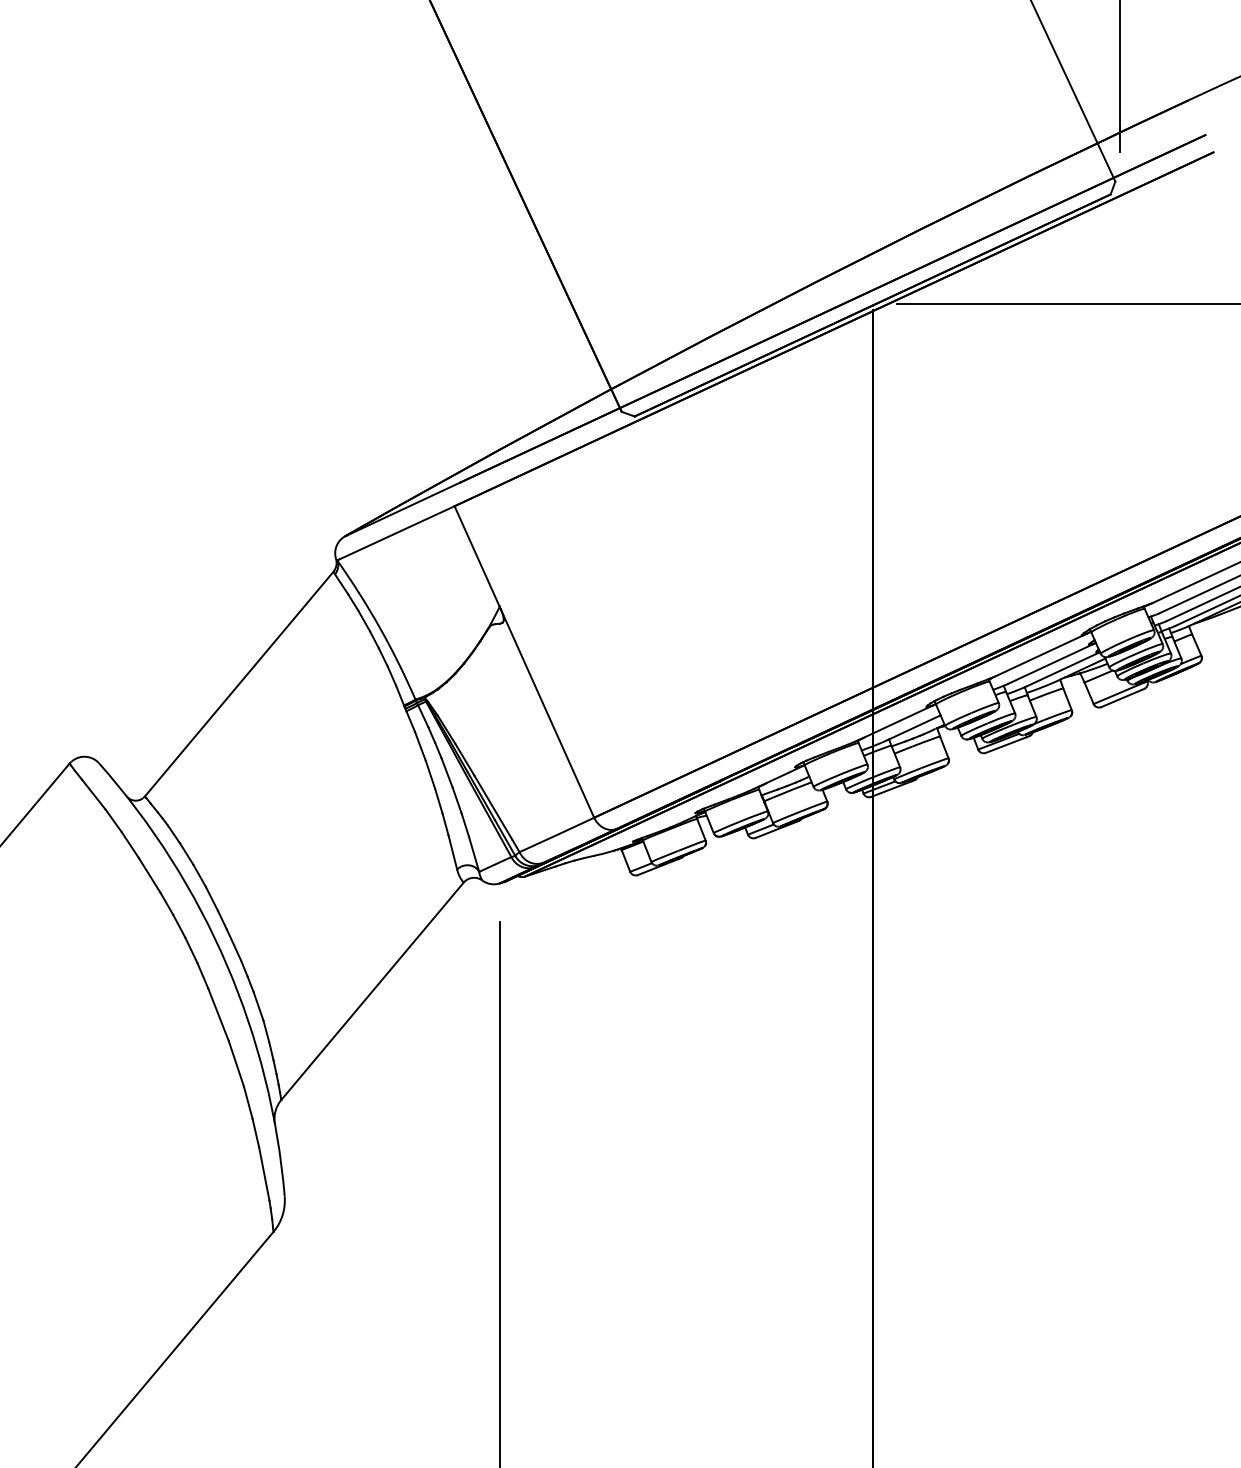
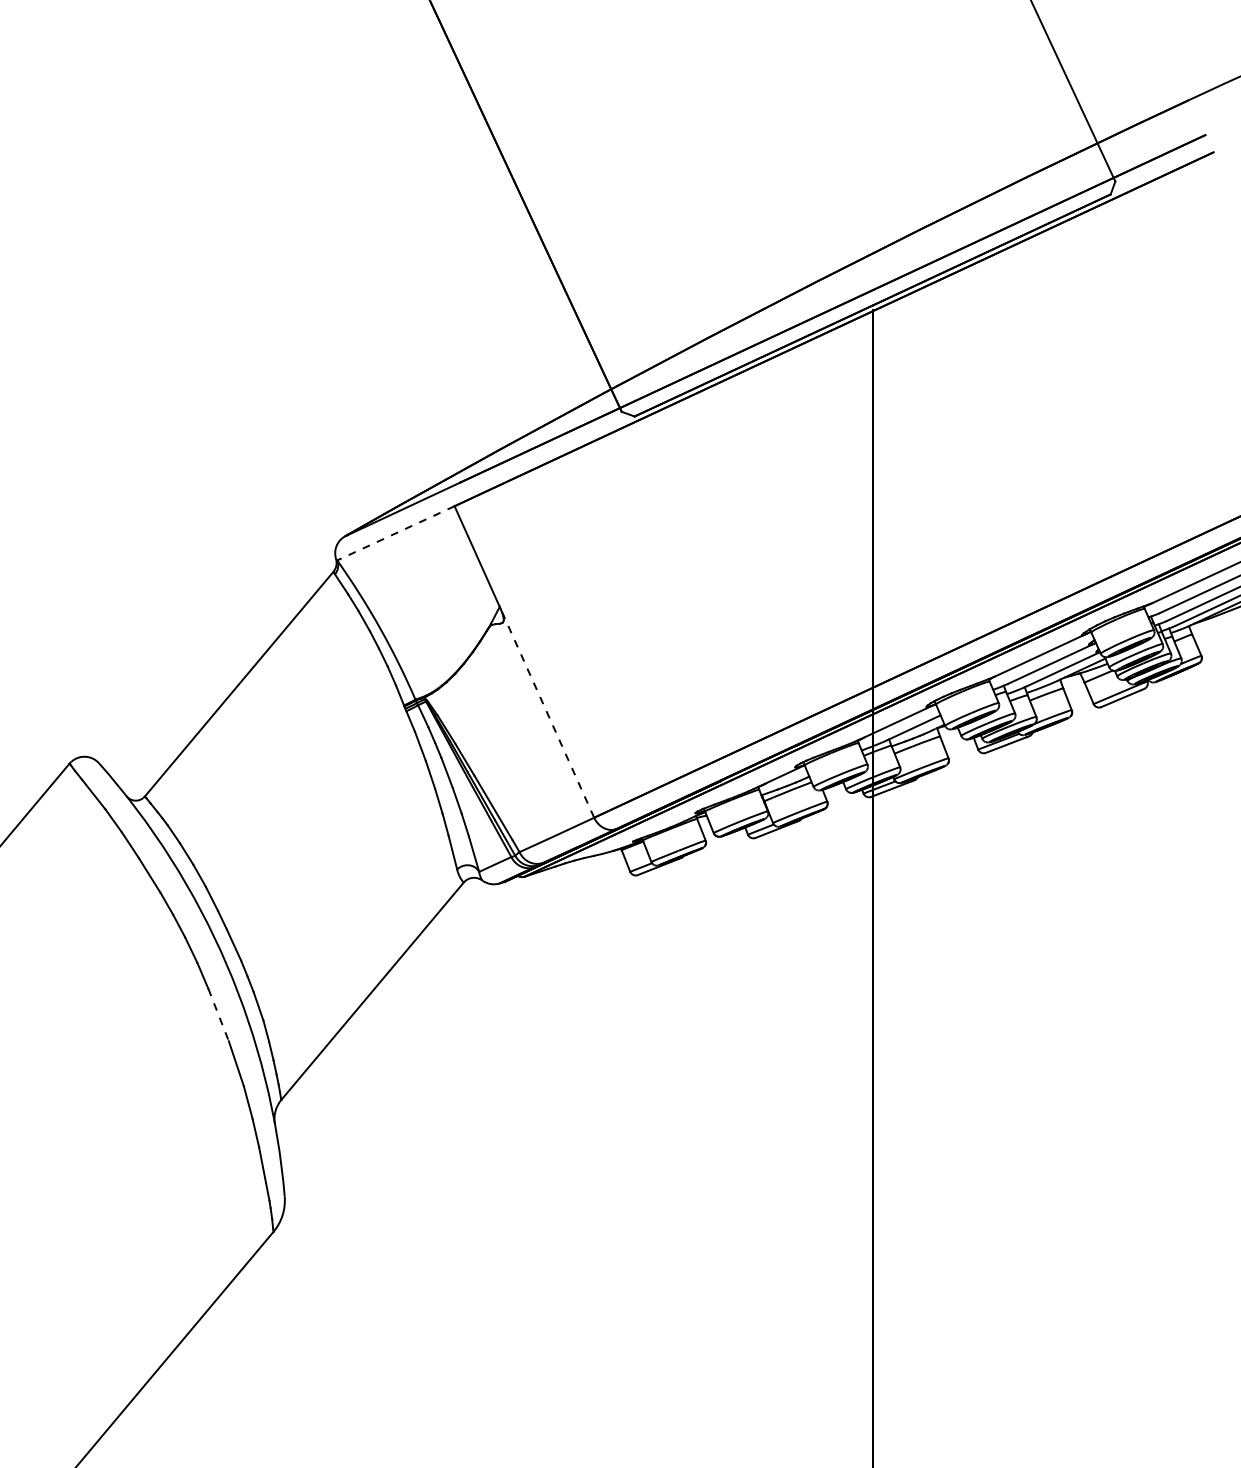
line: present -> none (1119, 76)
line: present -> none (1066, 304)
line: solid -> dashed (396, 532)
line: solid -> dashed (546, 712)
line: solid -> dashed (218, 1015)
line: present -> none (499, 1193)
